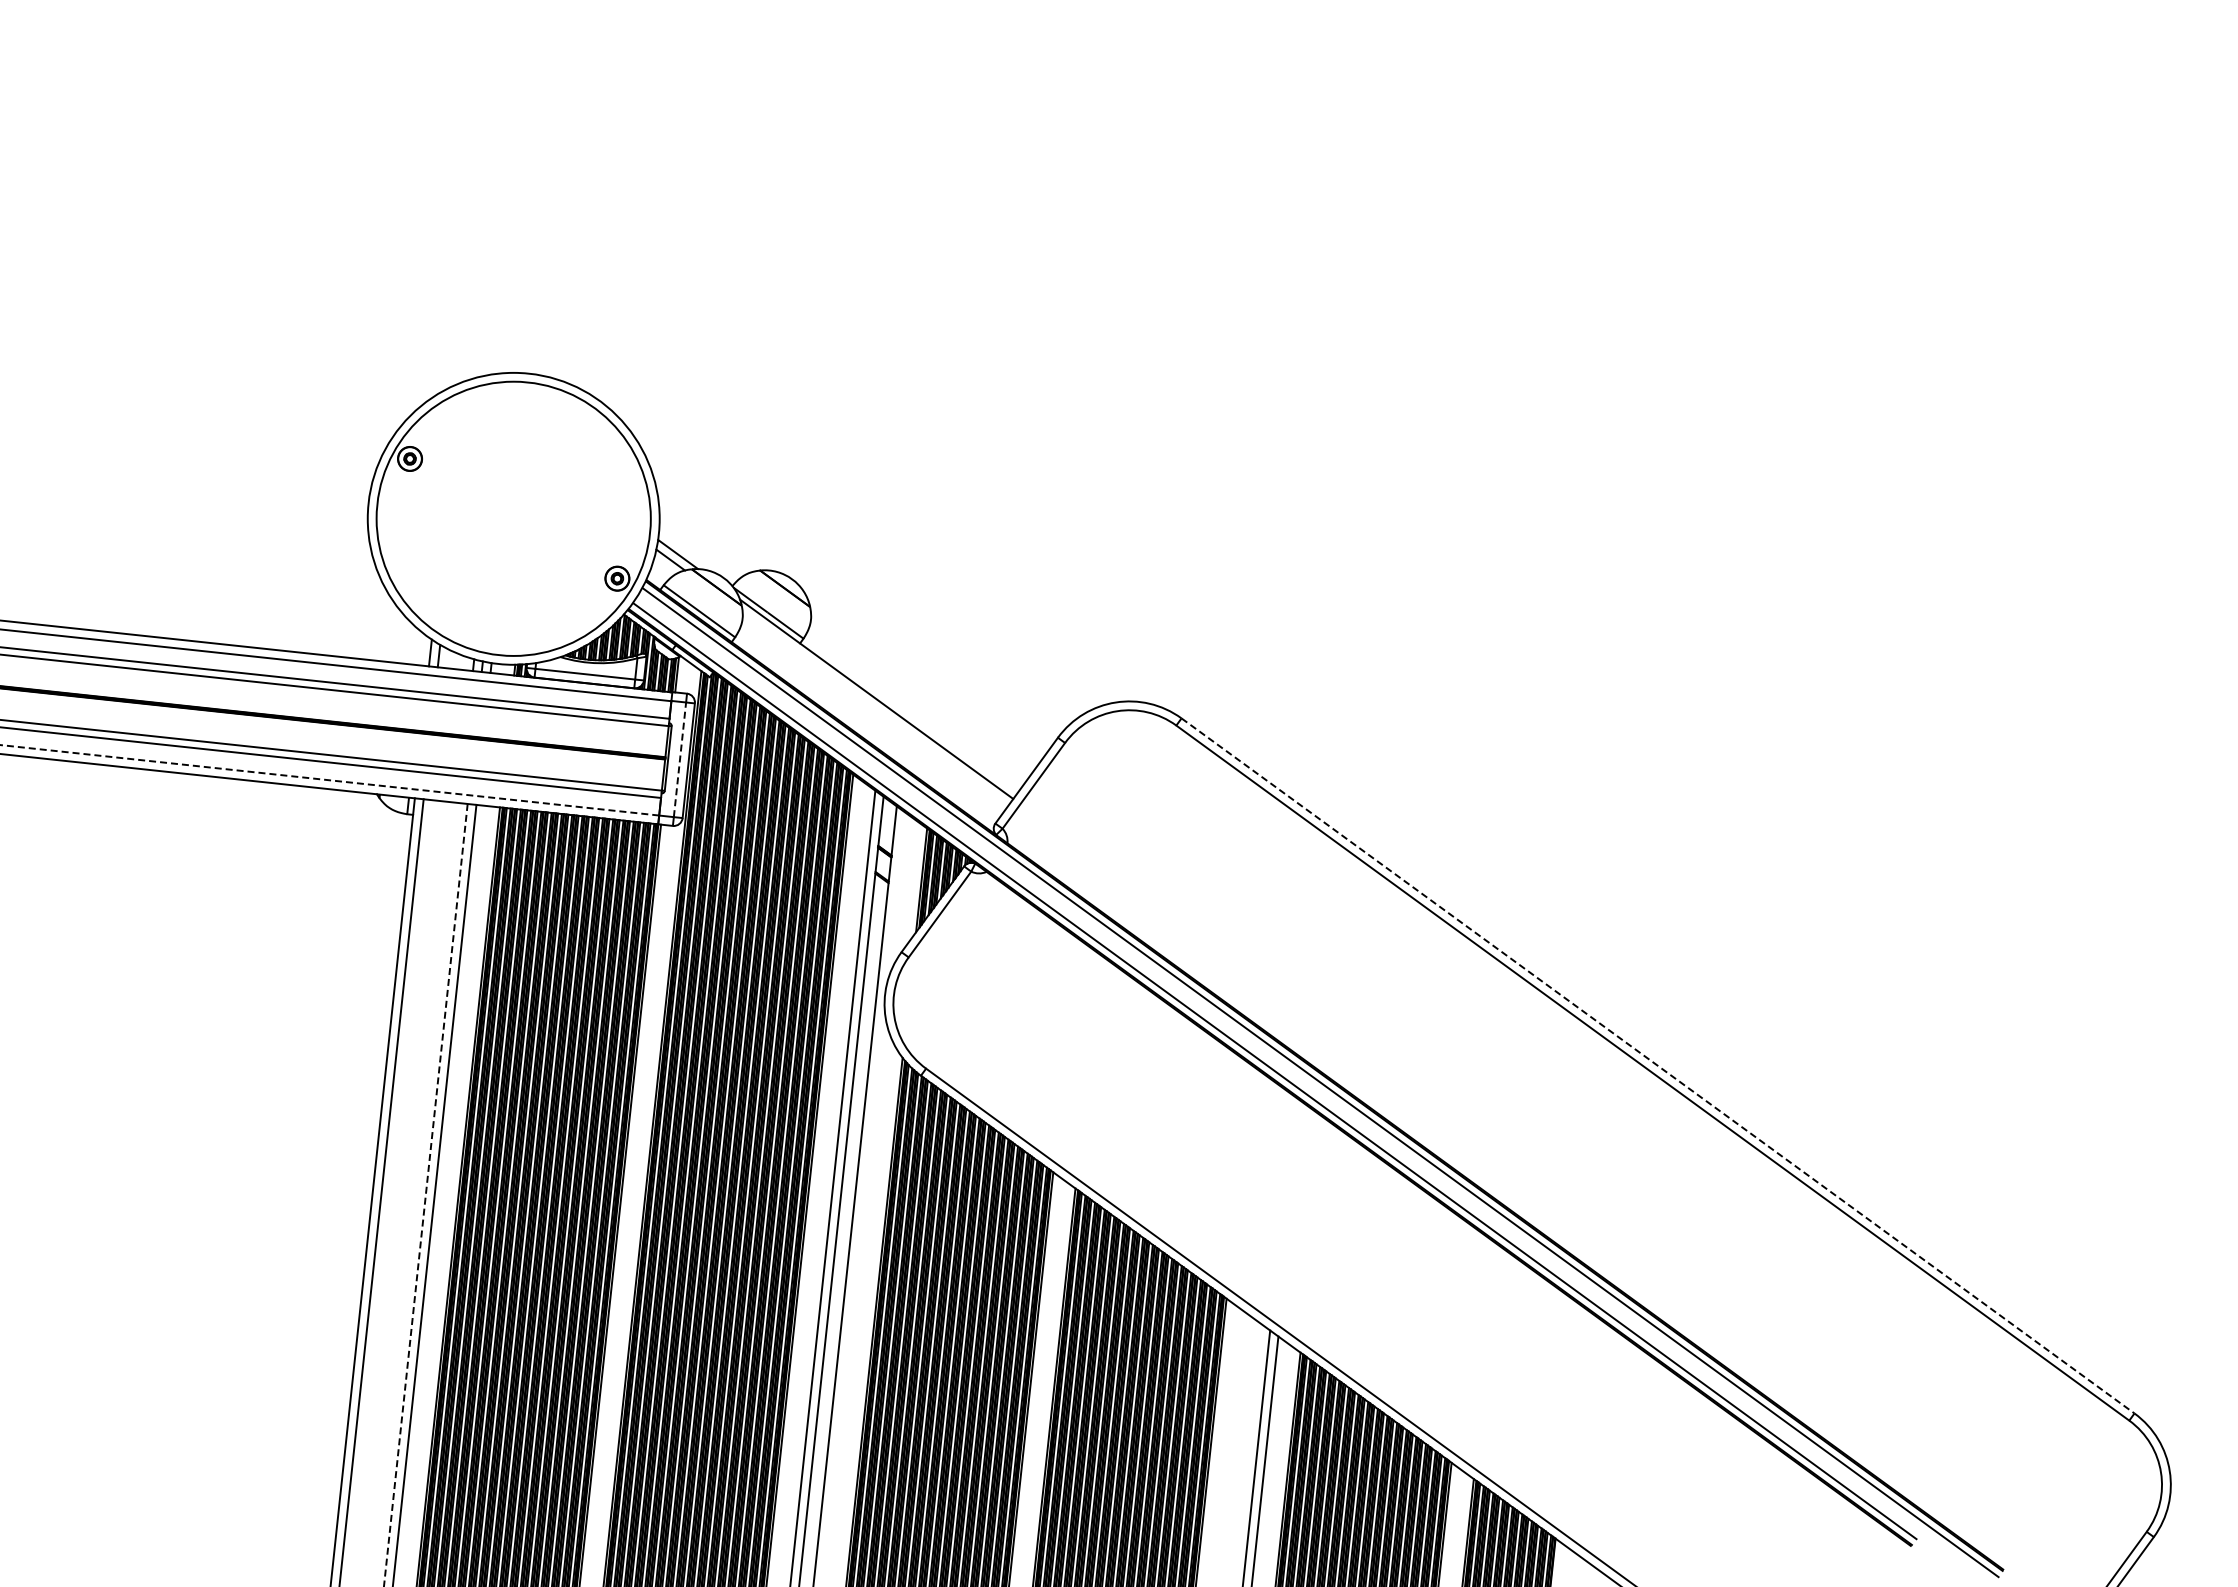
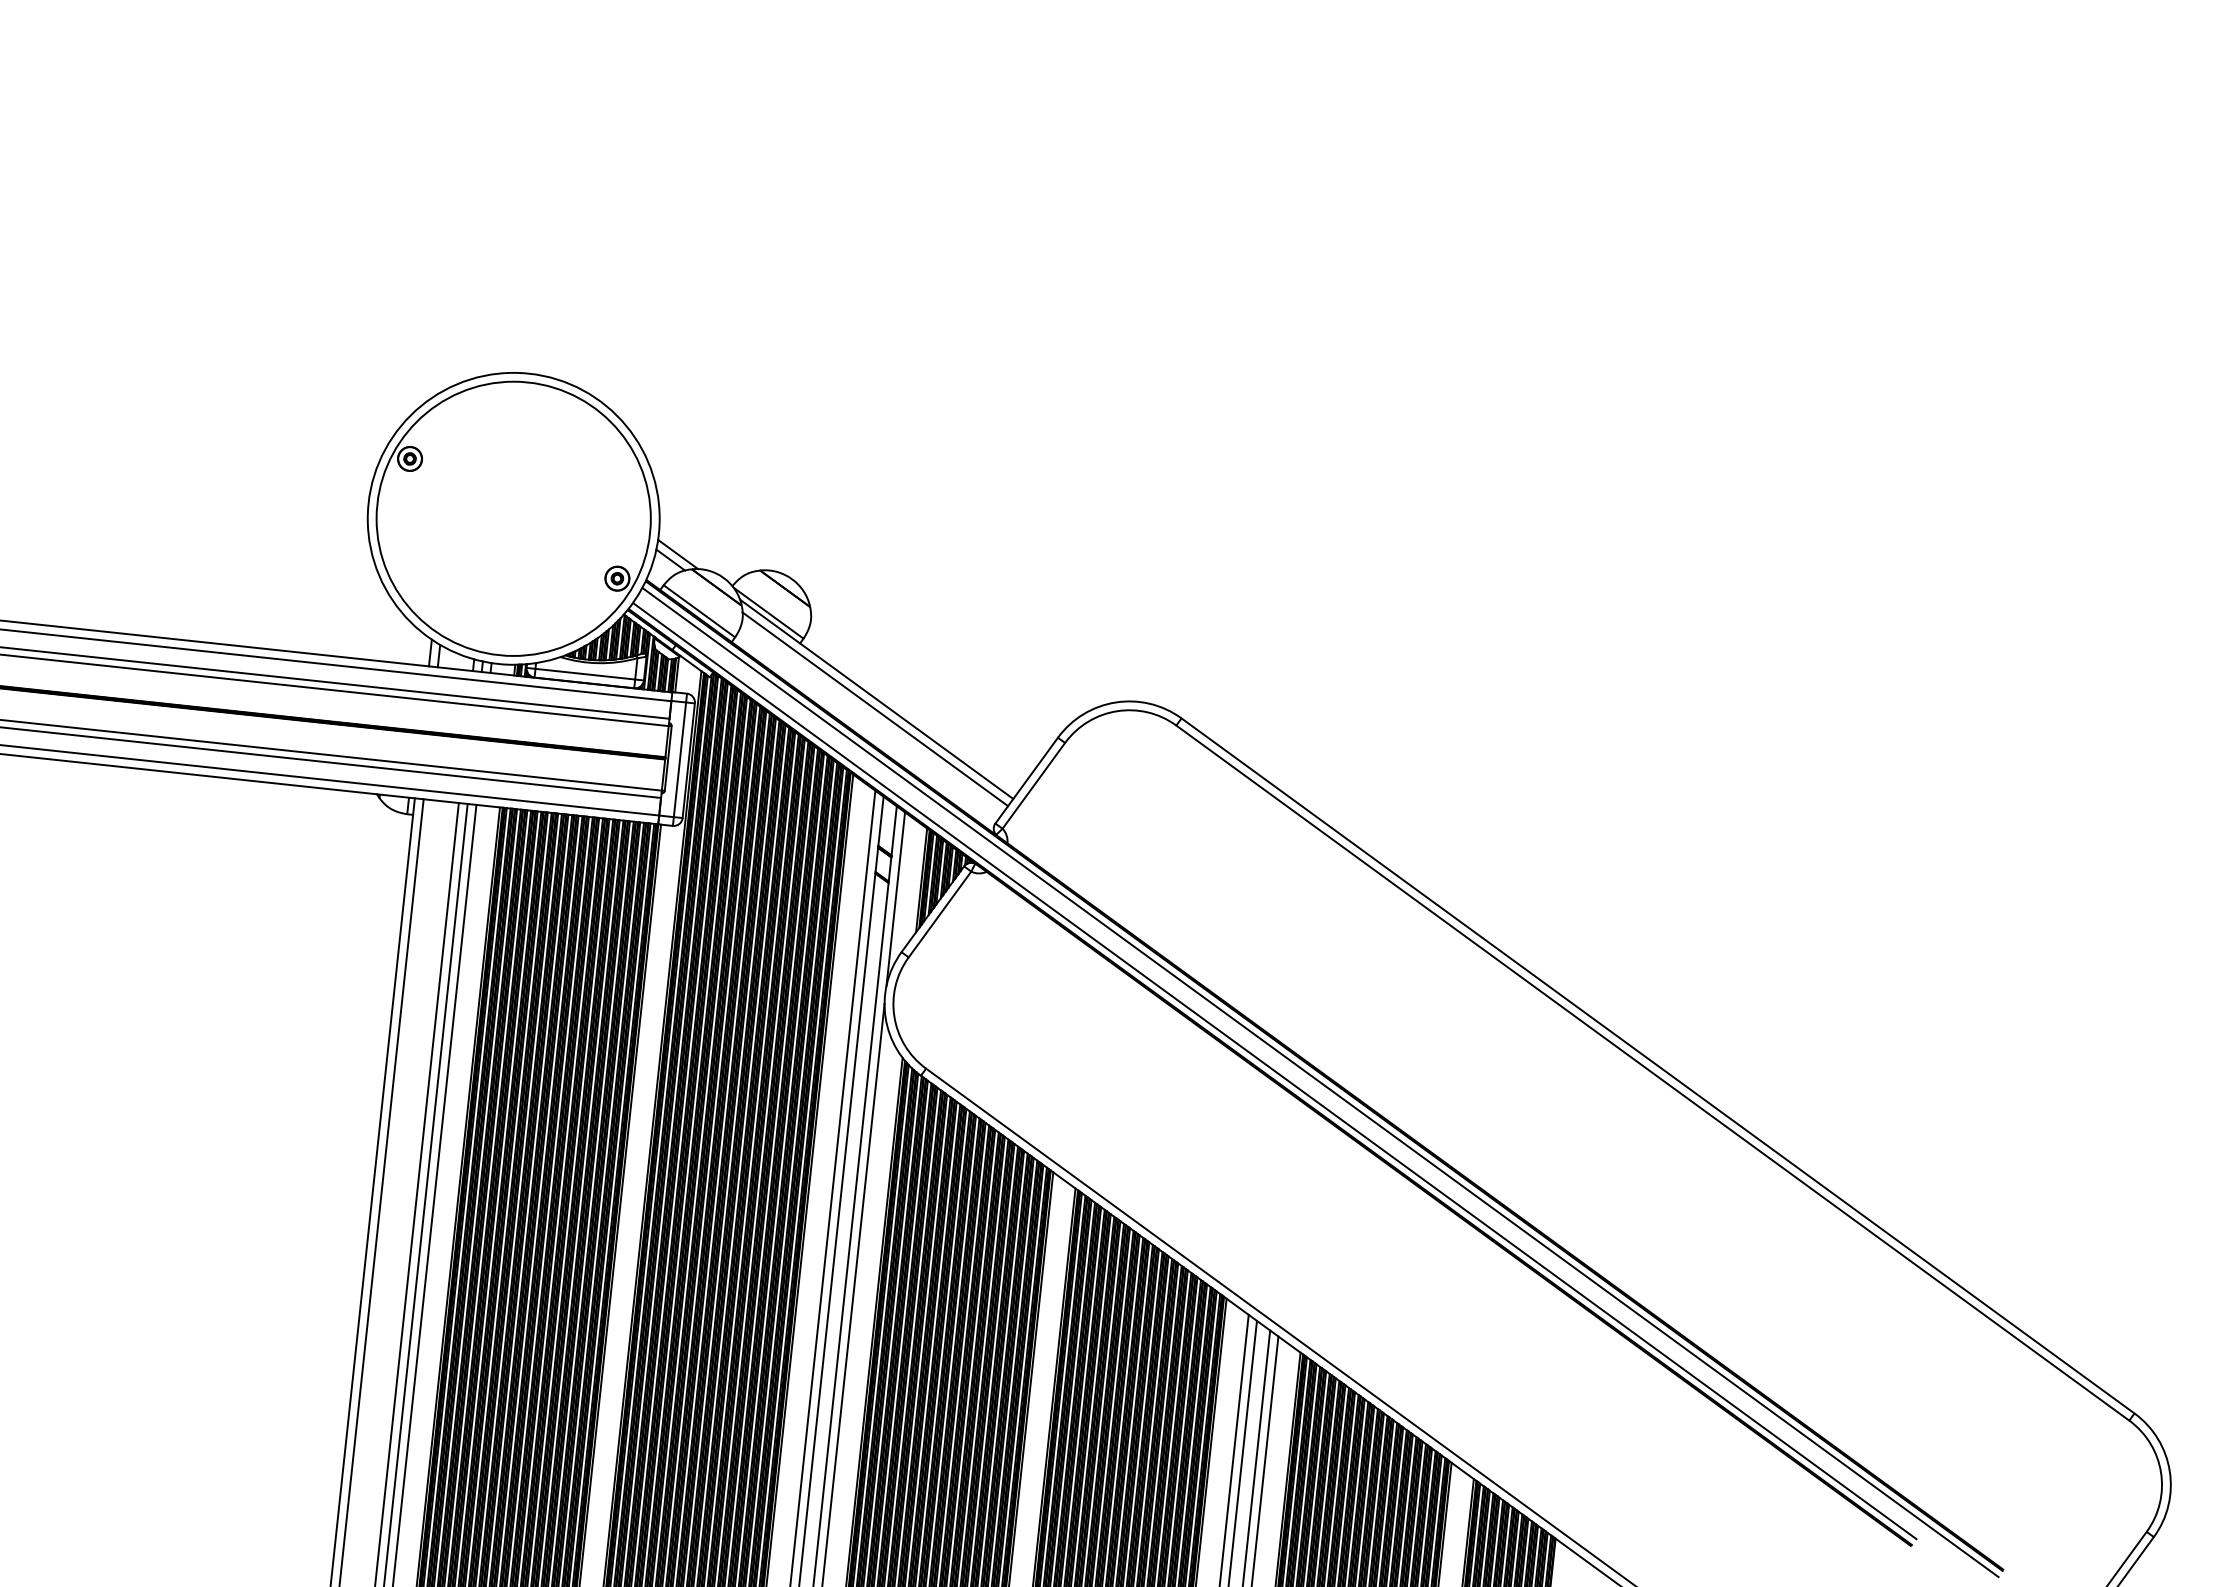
line: none -> present (875, 709)
line: dashed -> solid (679, 759)
line: dashed -> solid (329, 780)
line: none -> present (895, 898)
line: dashed -> solid (1658, 1065)
line: none -> present (416, 1193)
line: dashed -> solid (425, 1195)
line: none -> present (853, 1293)
line: none -> present (1233, 1448)
line: none -> present (1242, 1451)
